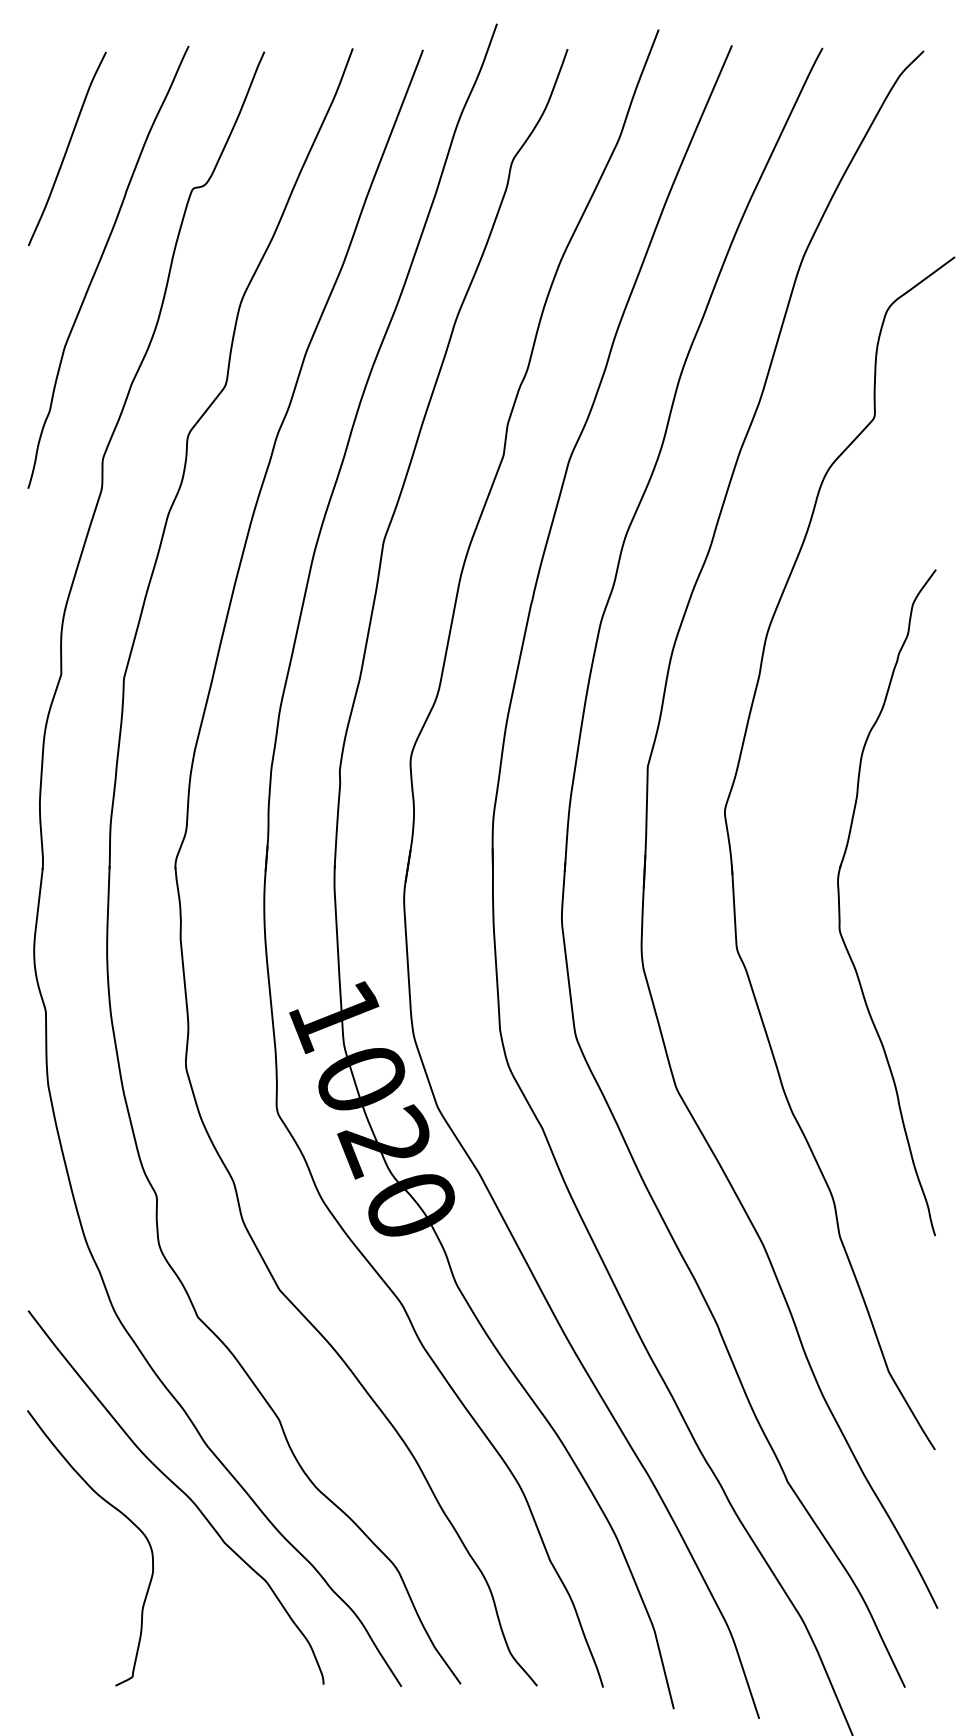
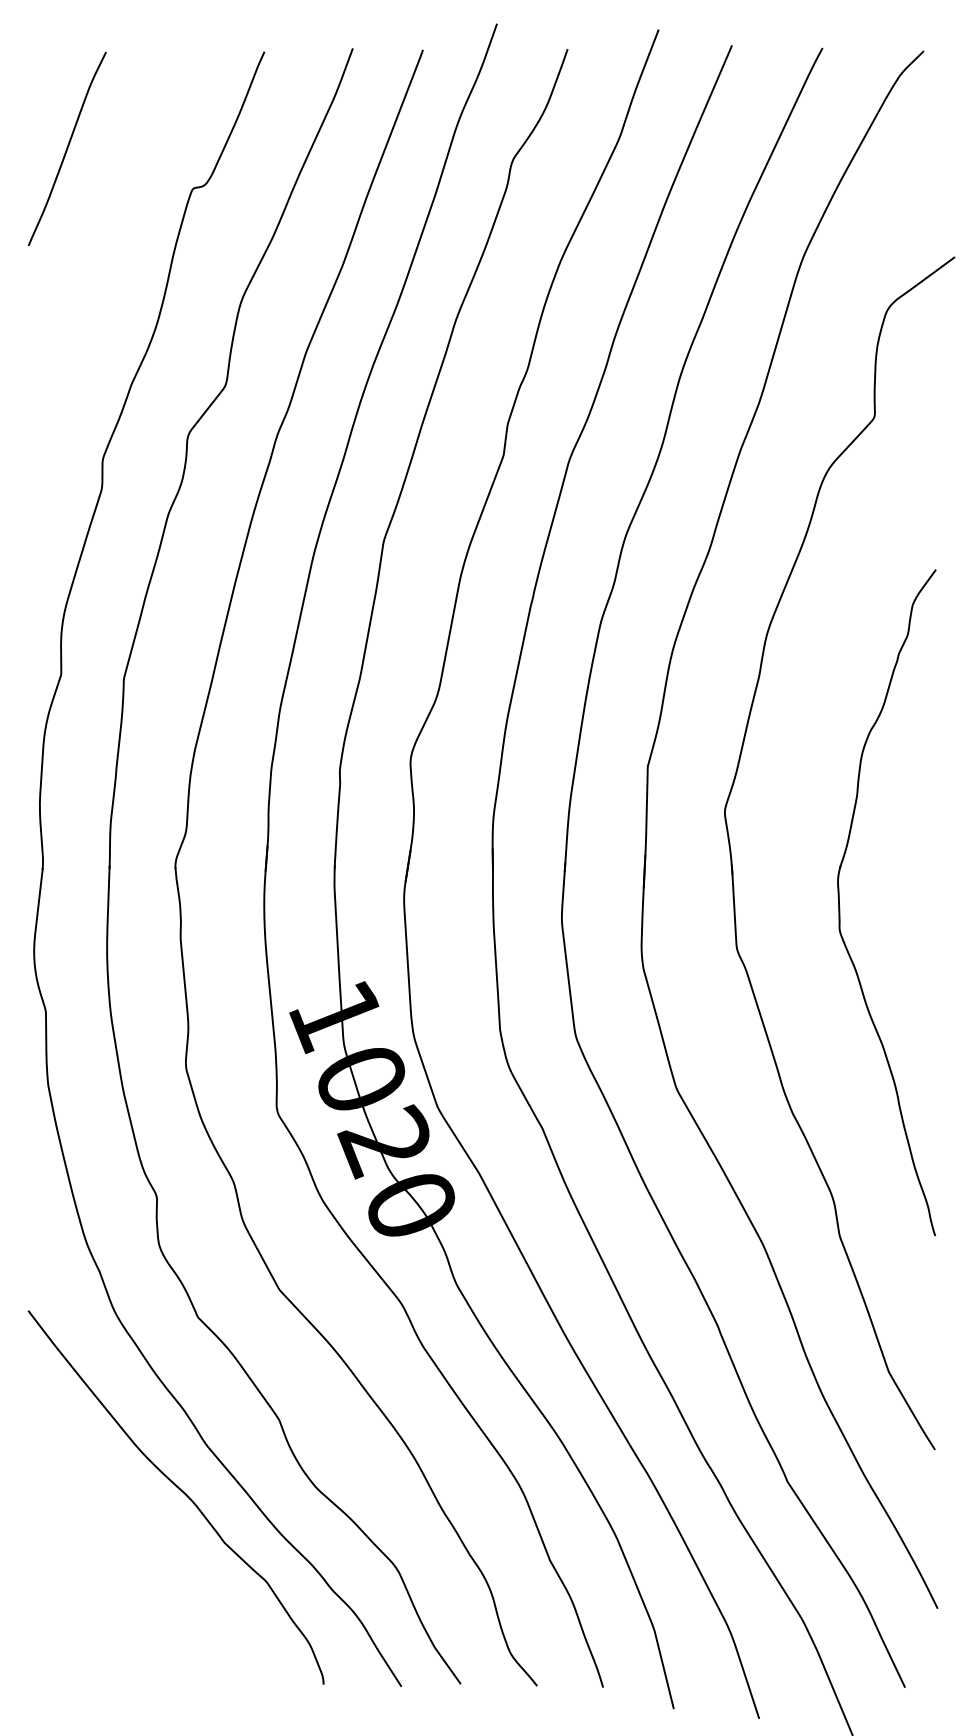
curve: present -> none (100, 262)
curve: present -> none (116, 1510)
